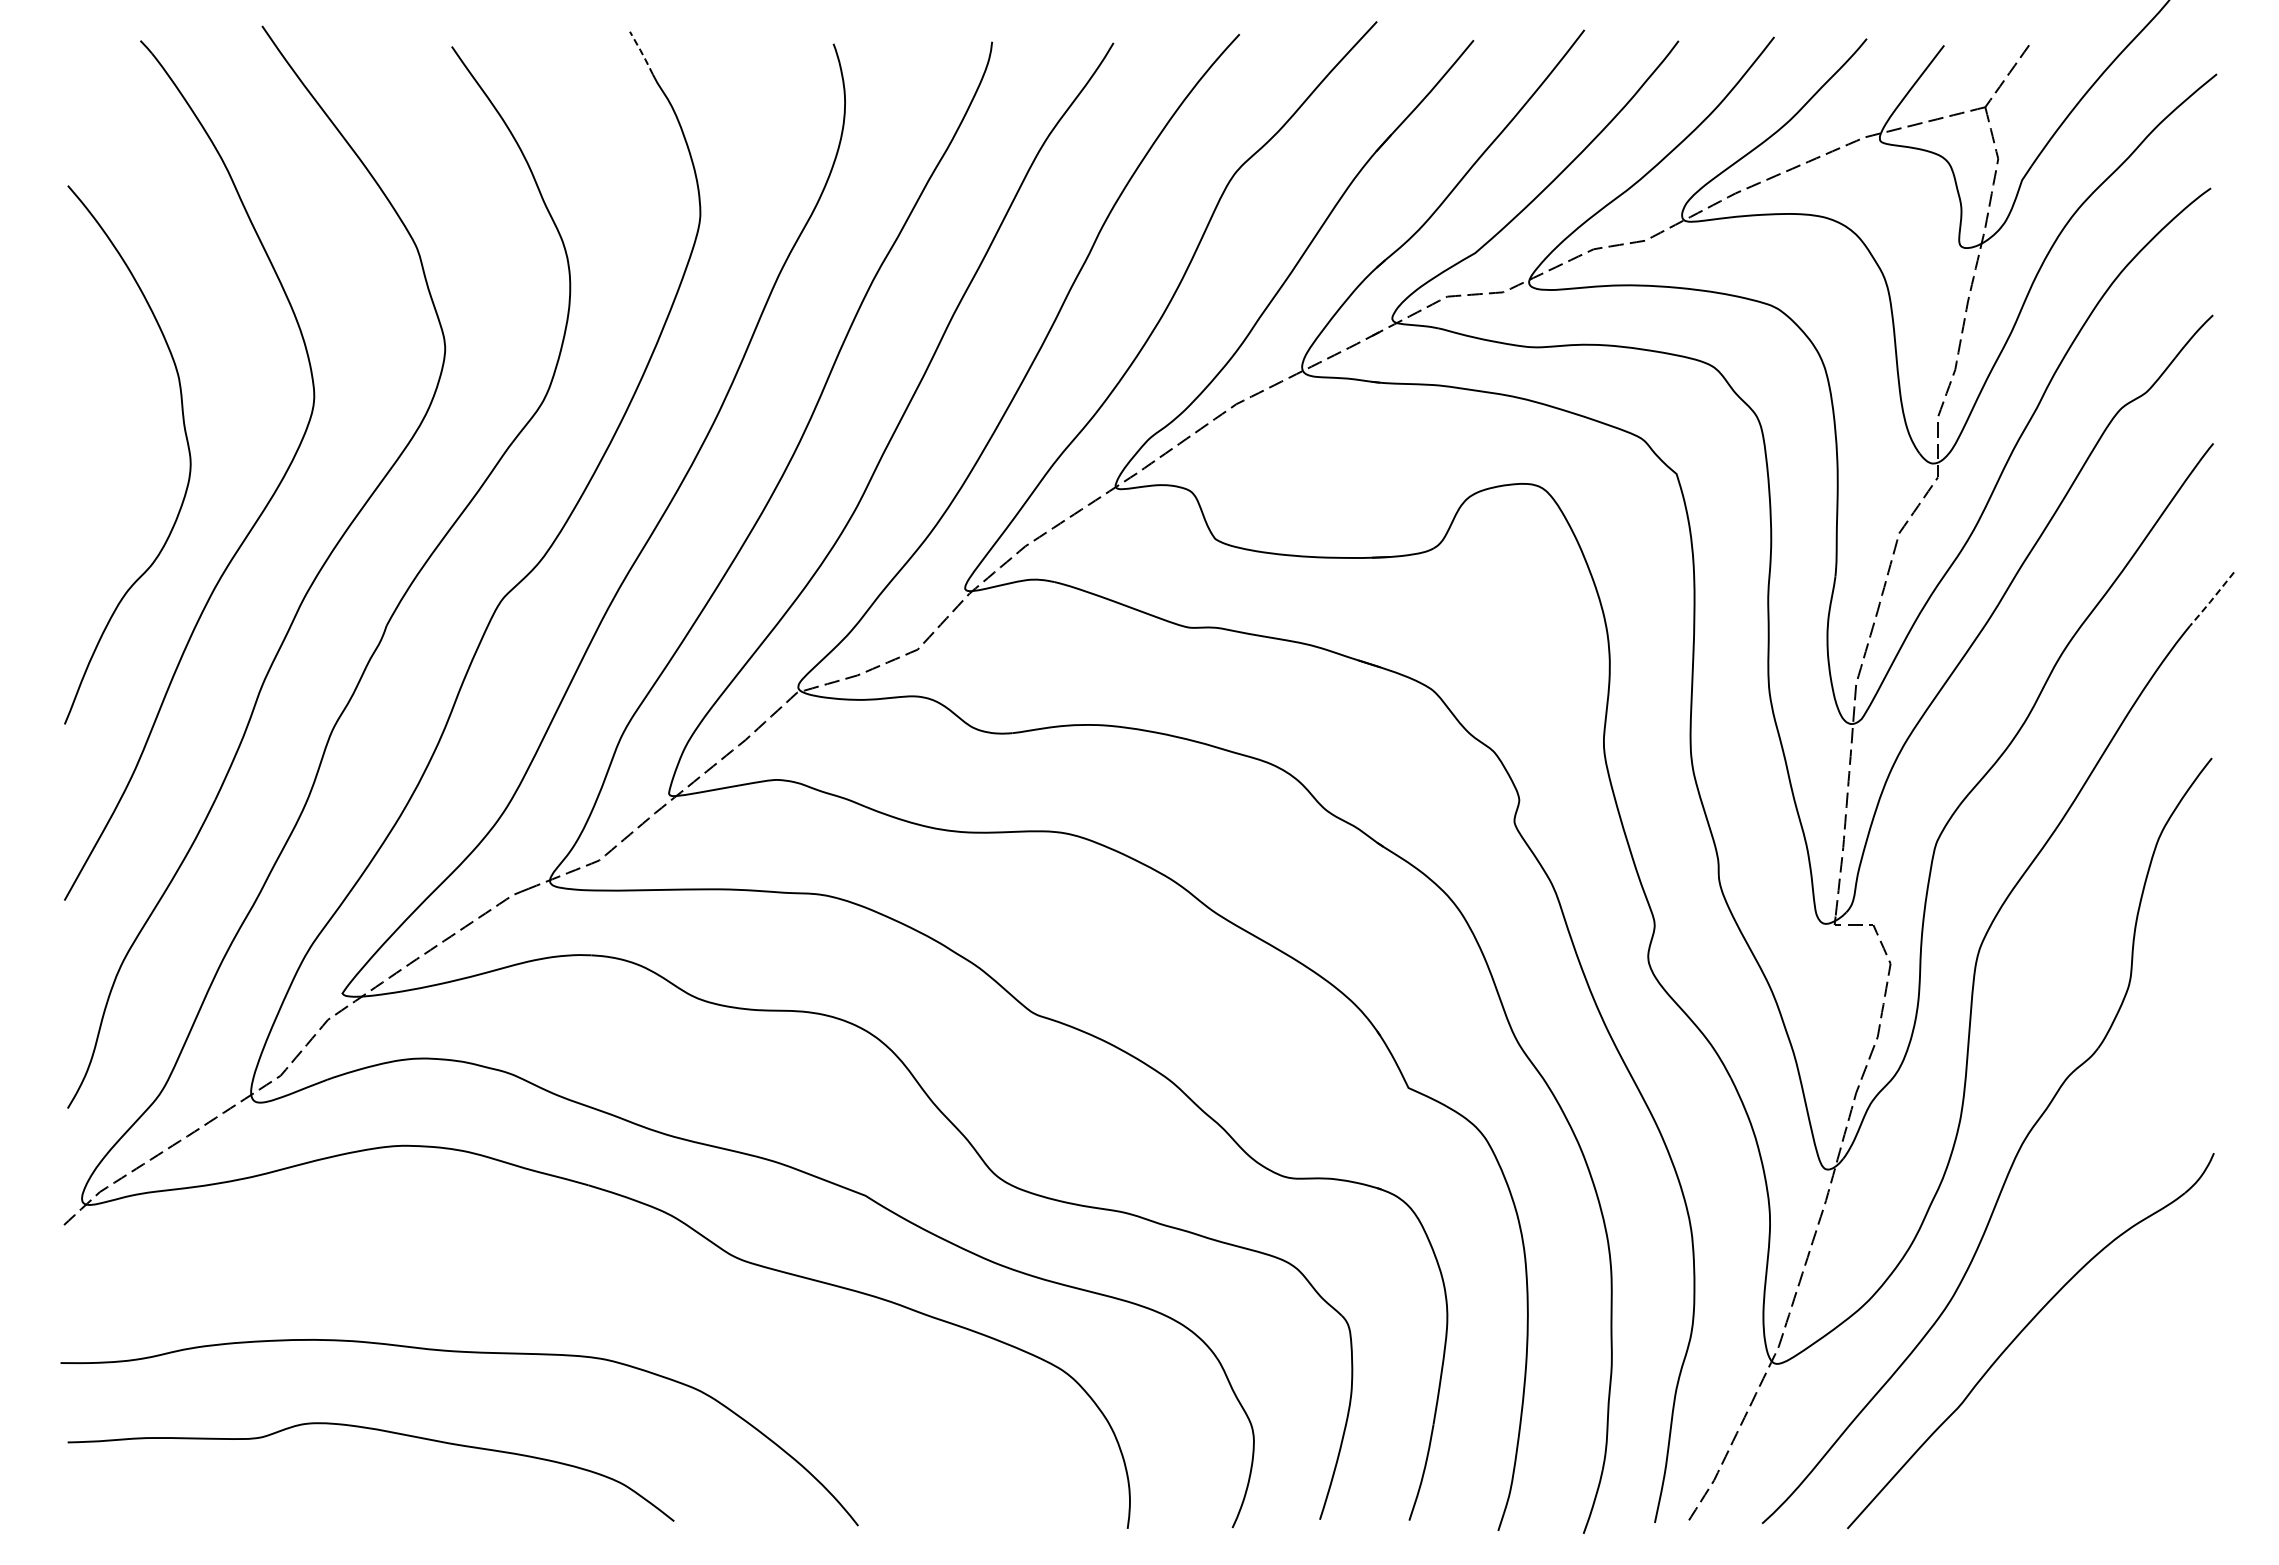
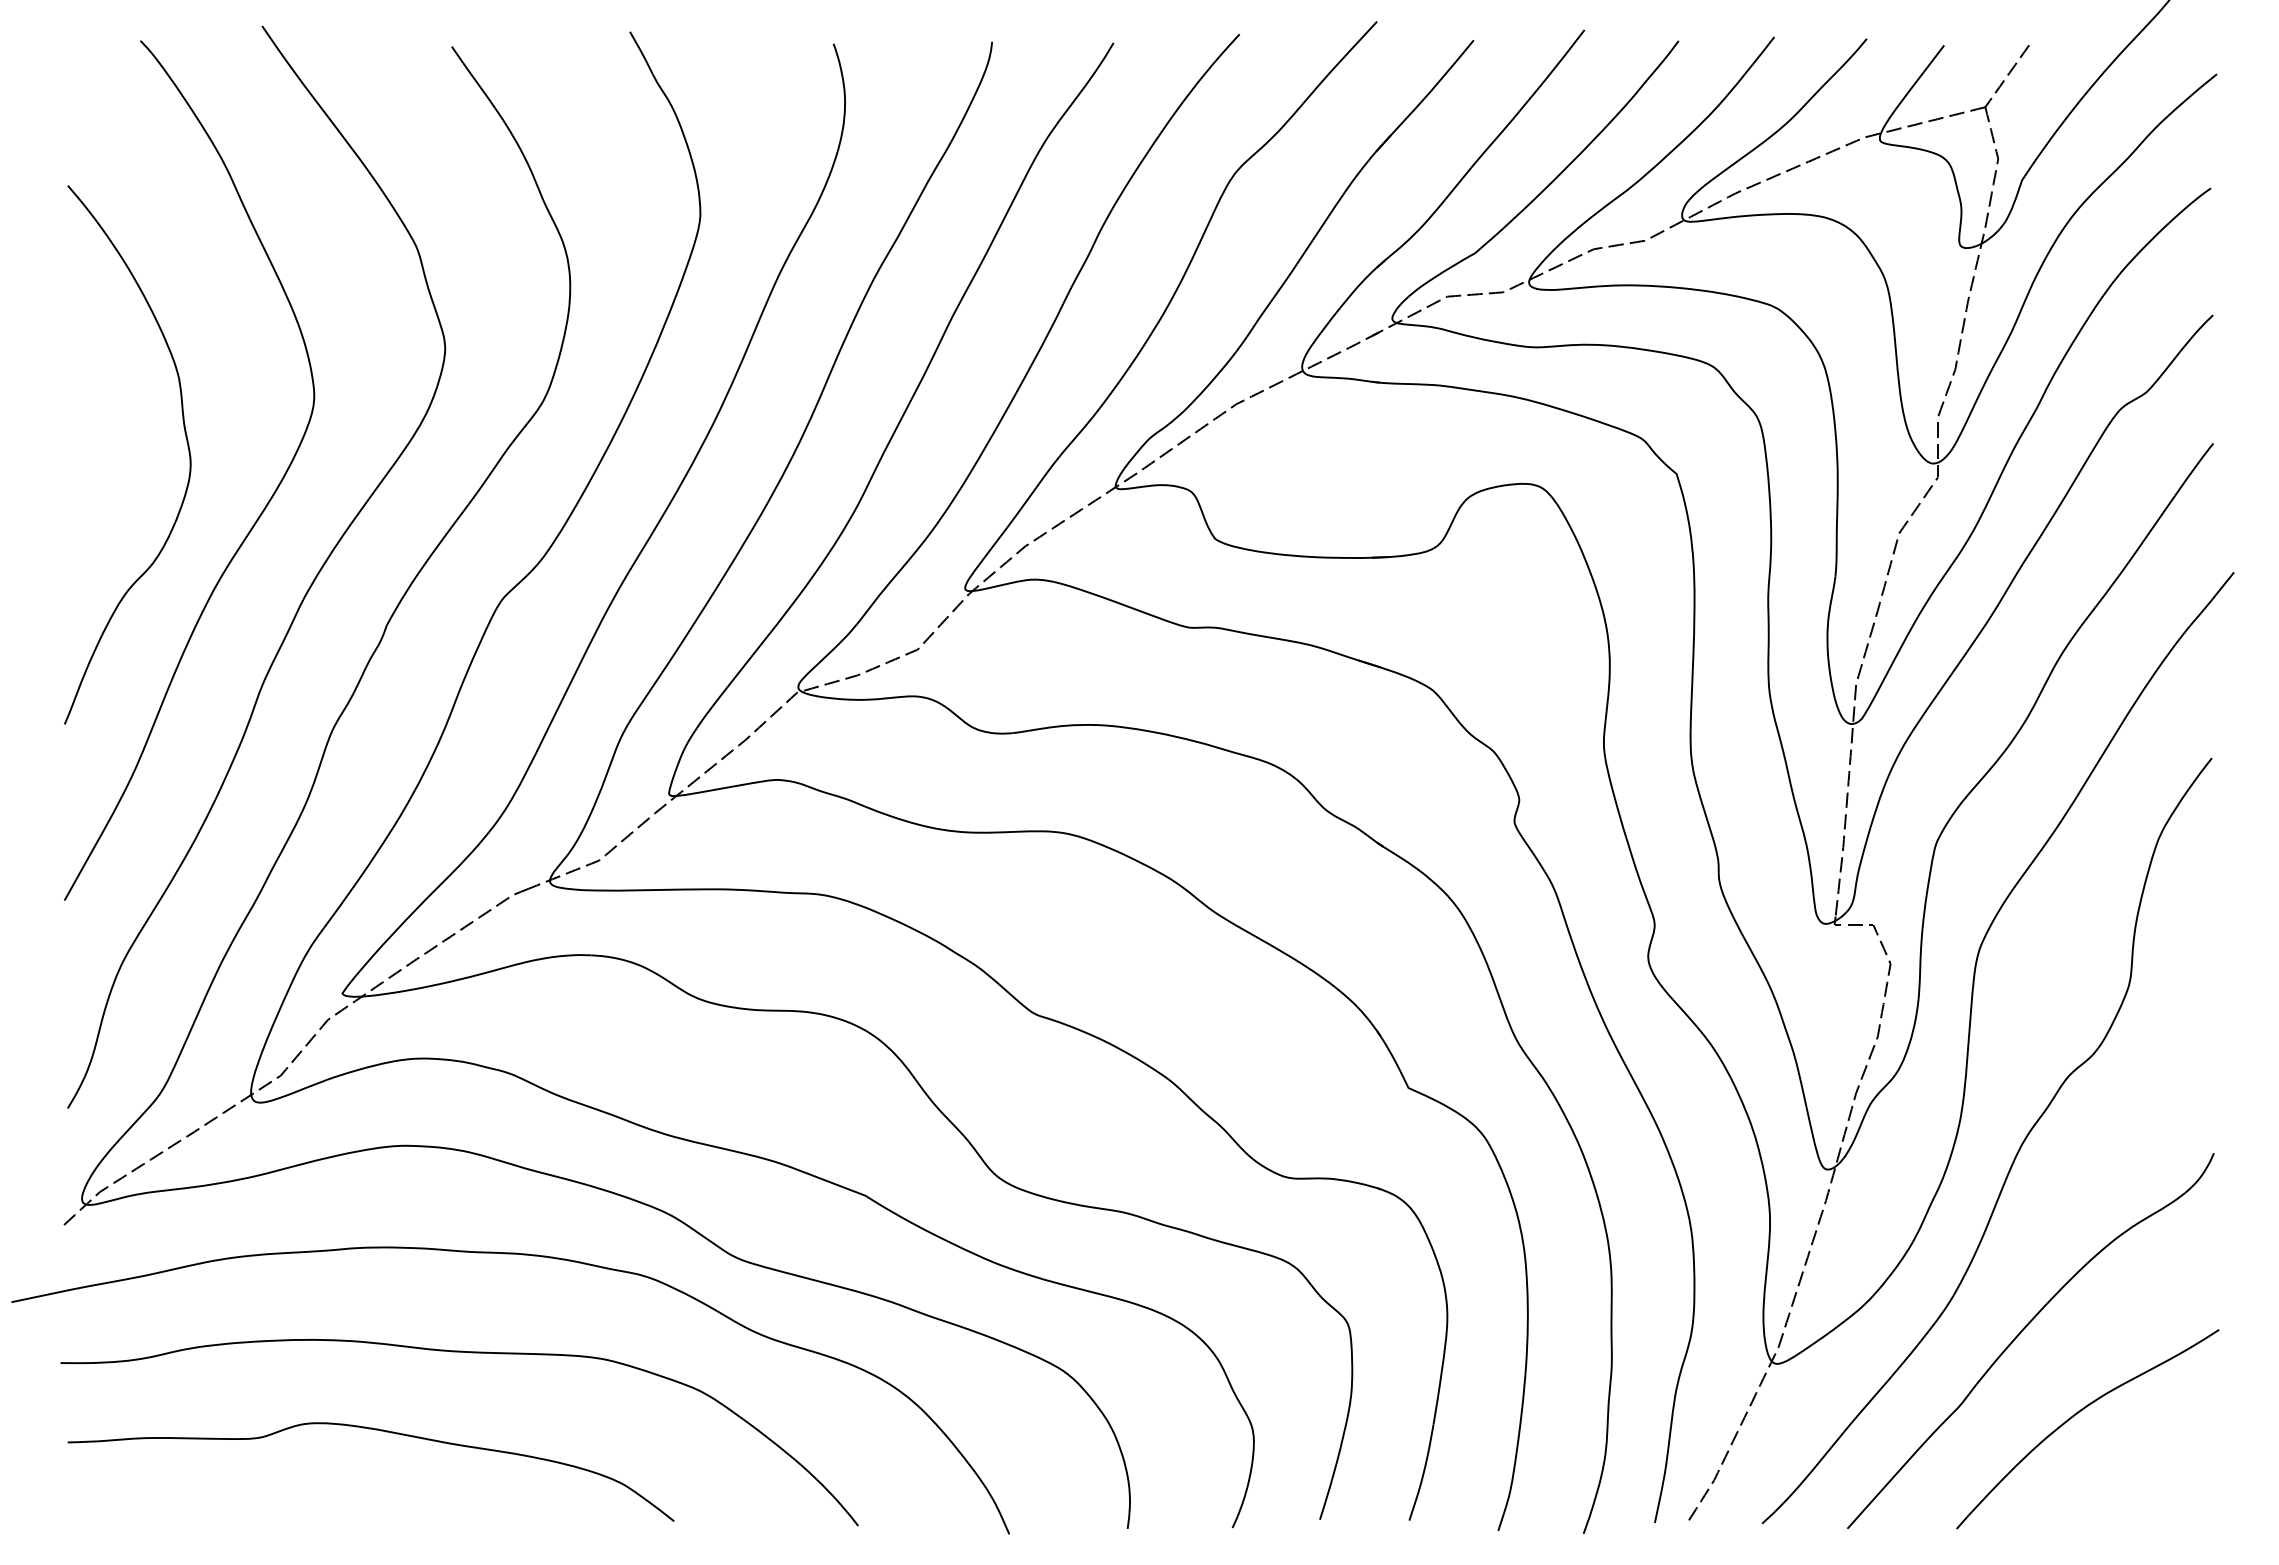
line: dashed -> solid (641, 52)
line: dashed -> solid (2211, 600)
part: none -> present (522, 1255)
part: none -> present (2077, 1414)
